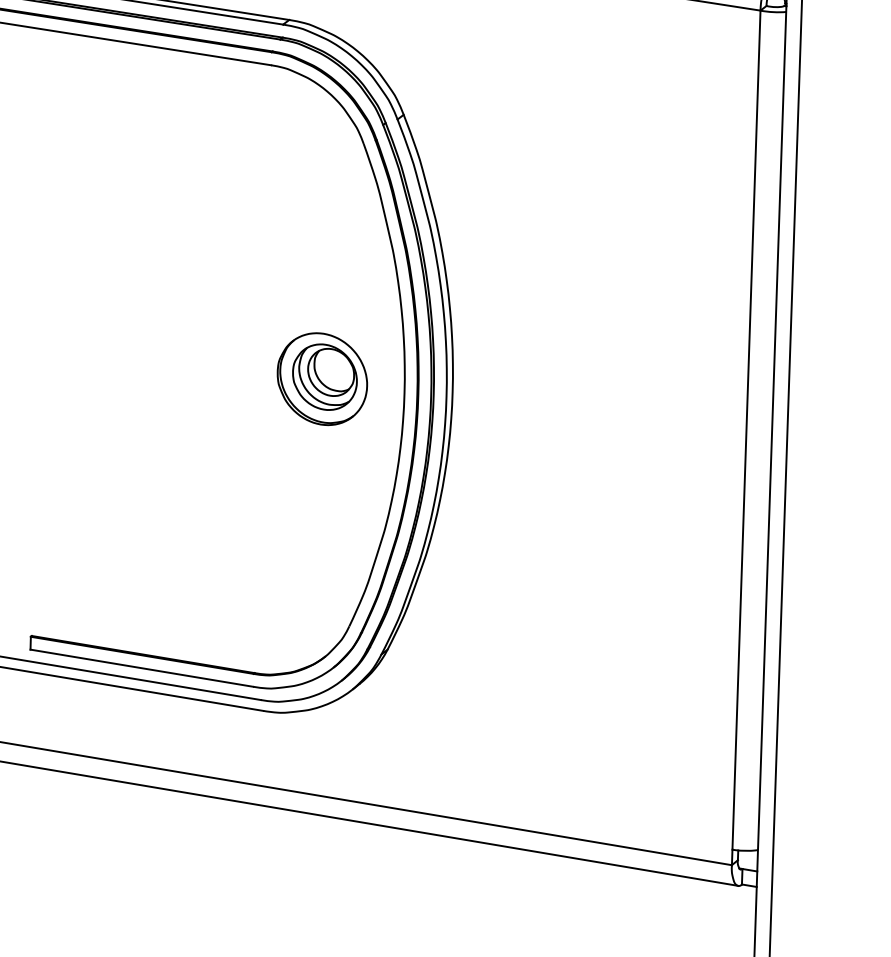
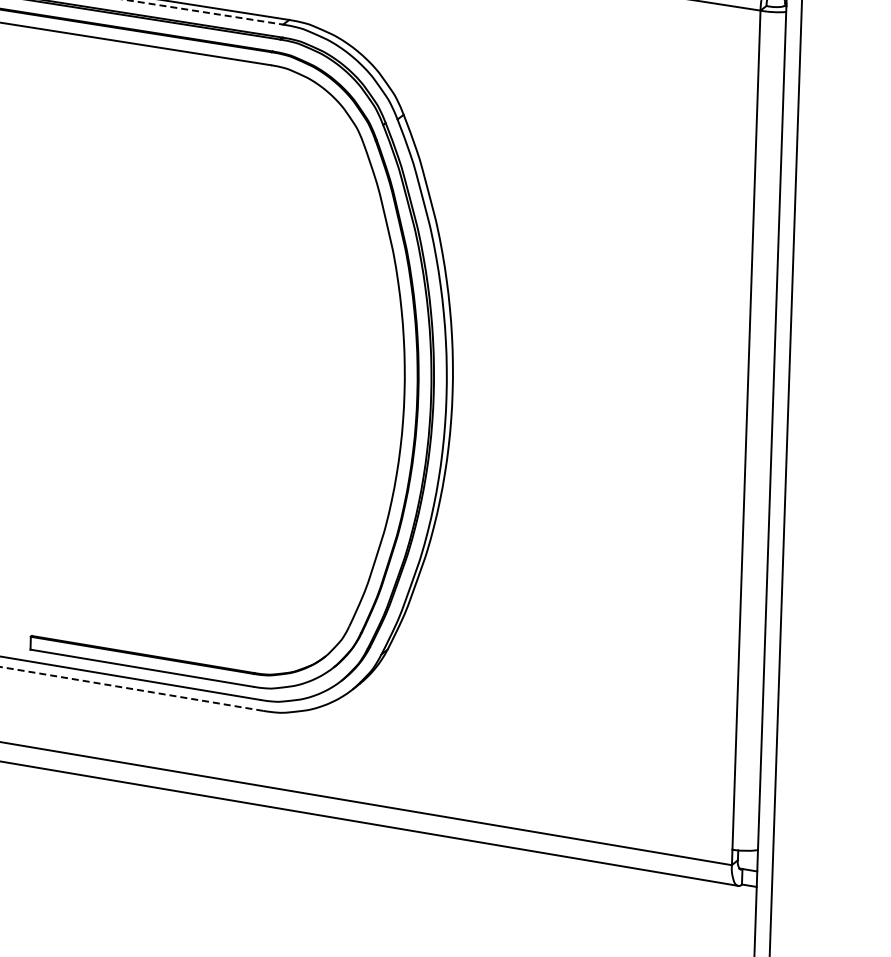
line: solid -> dashed (205, 12)
part: present -> none (322, 379)
line: solid -> dashed (132, 688)
